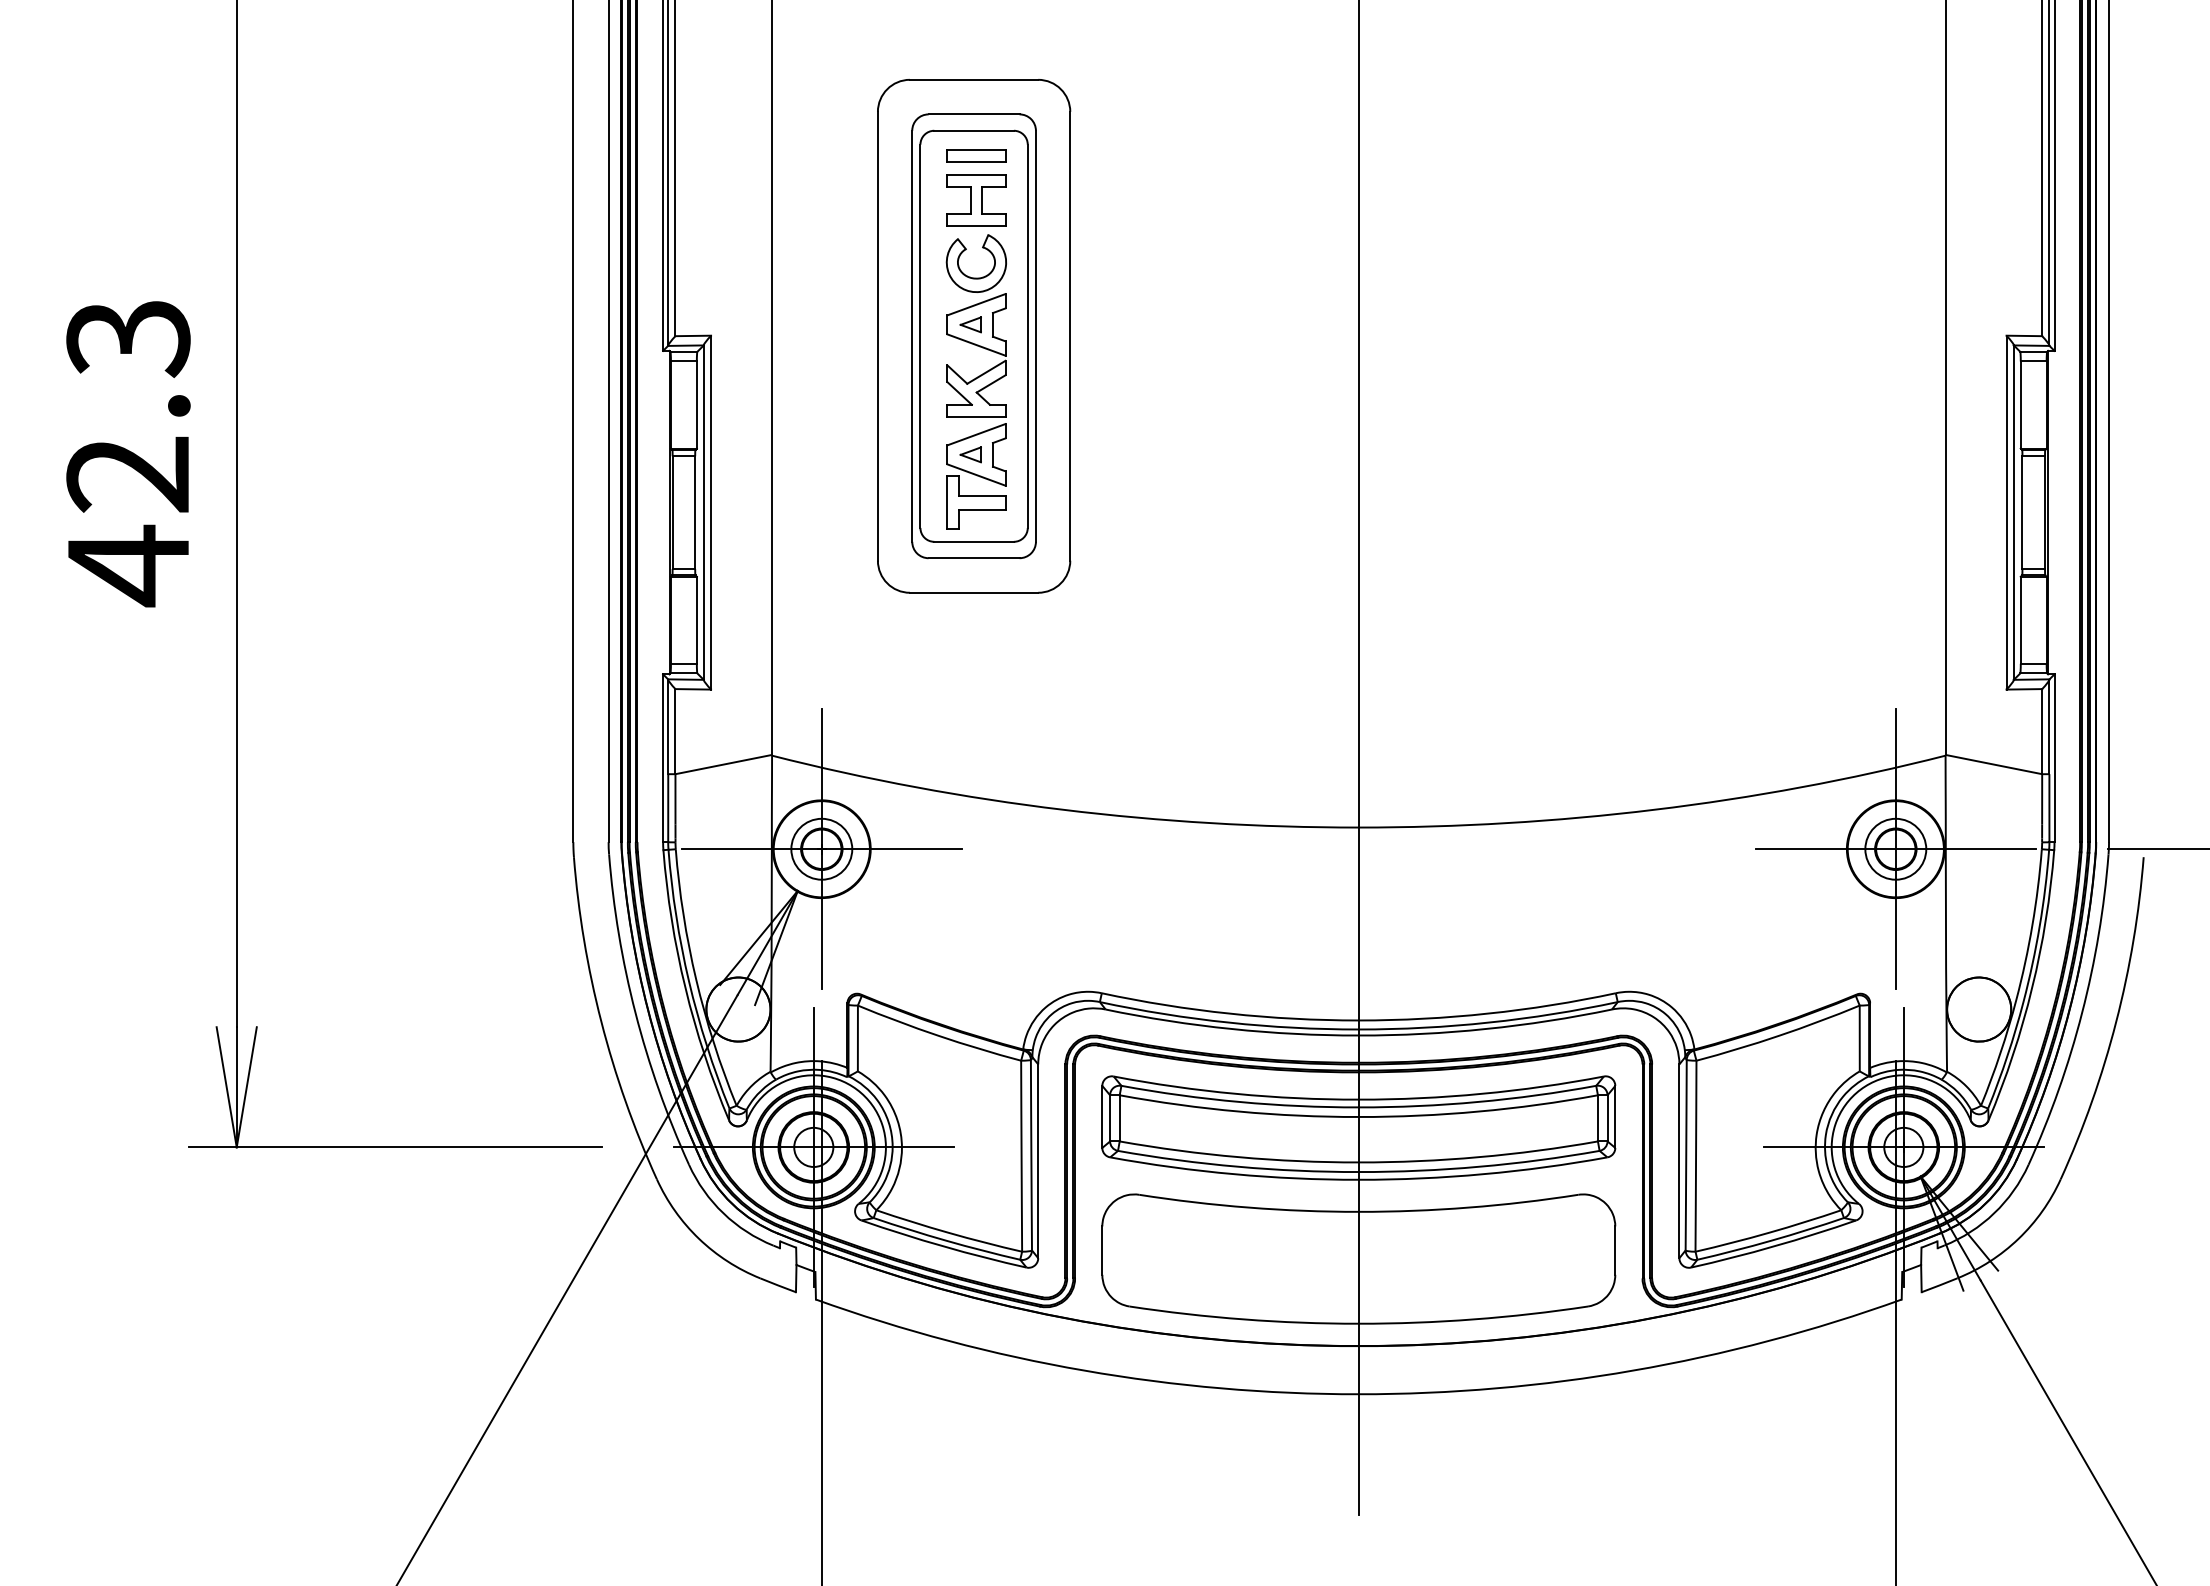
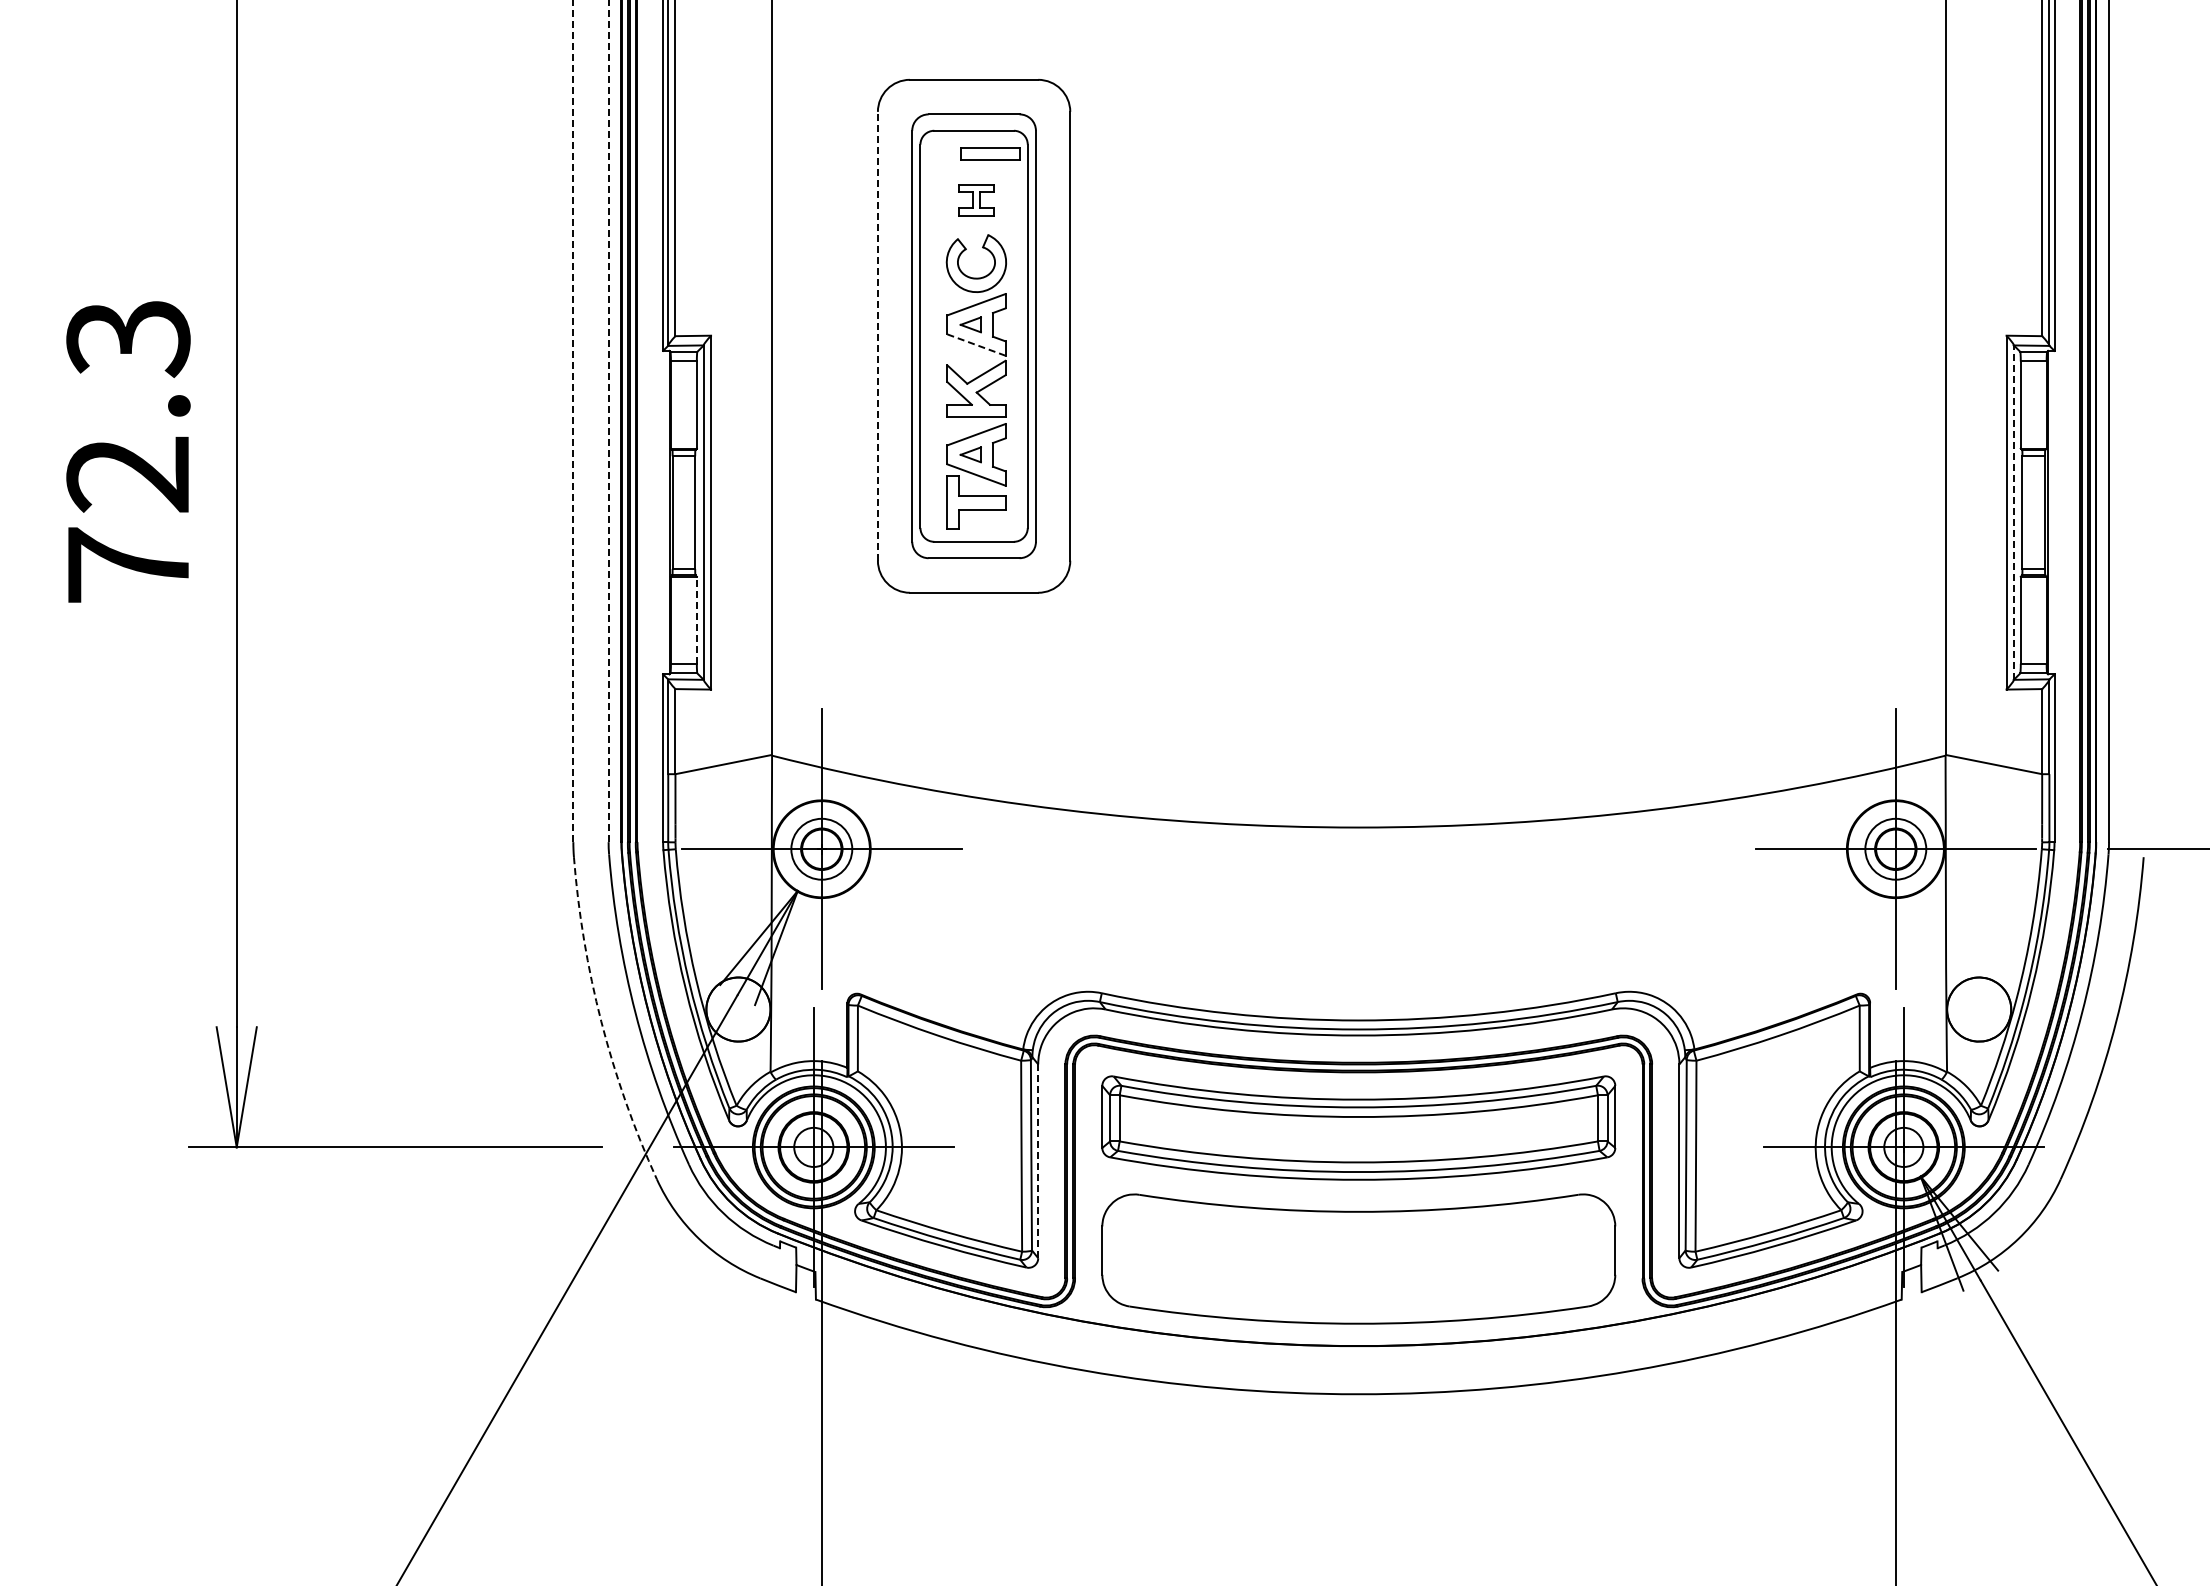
part position: (976, 155) -> (990, 153) (990, 153)
part size: 61x53 px -> 37x33 px (976, 200)
line: solid -> dashed (877, 335)
line: solid -> dashed (976, 345)
line: solid -> dashed (573, 421)
line: solid -> dashed (608, 421)
line: solid -> dashed (2013, 512)
text: 42.3 -> 72.3 (128, 565)
line: solid -> dashed (696, 620)
line: present -> none (1358, 758)
arc: solid -> dashed (601, 1021)
line: solid -> dashed (1038, 1161)
